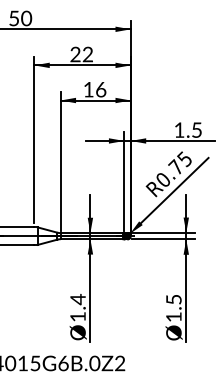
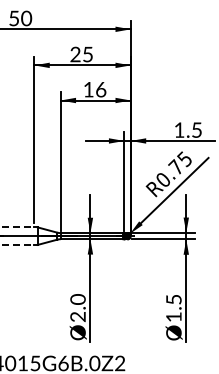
text: 22 -> 25 (87, 54)
line: solid -> dashed (17, 227)
line: solid -> dashed (17, 244)
text: 1.4 -> 2.0 (77, 308)
